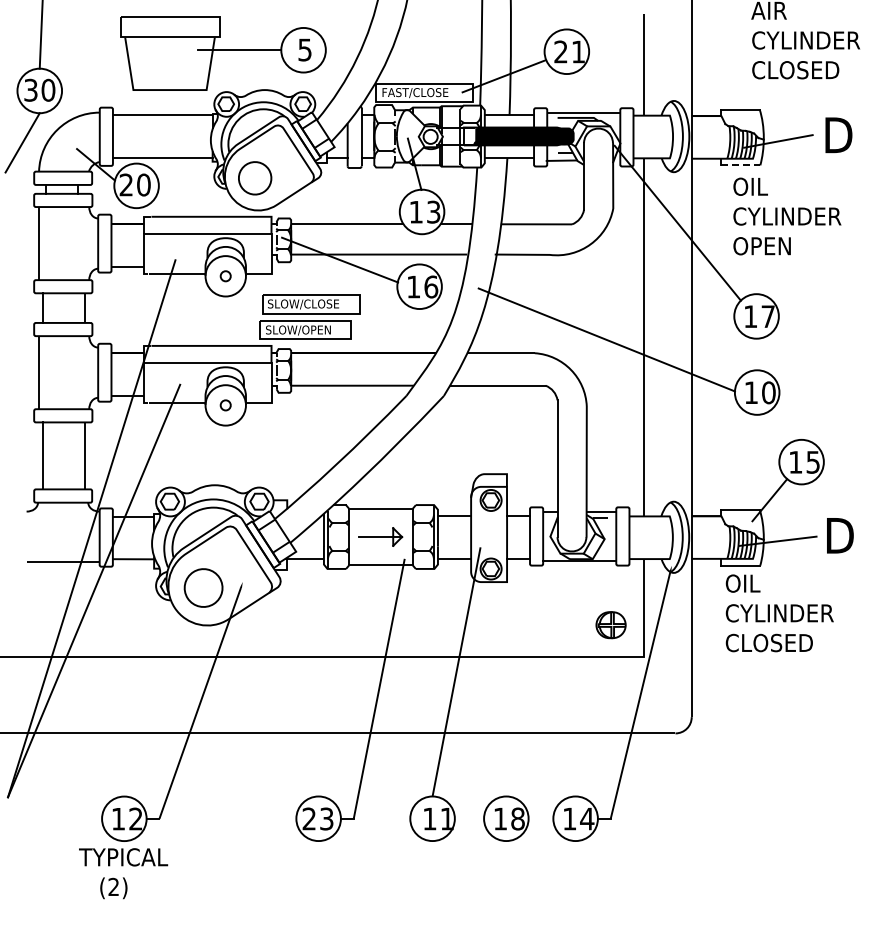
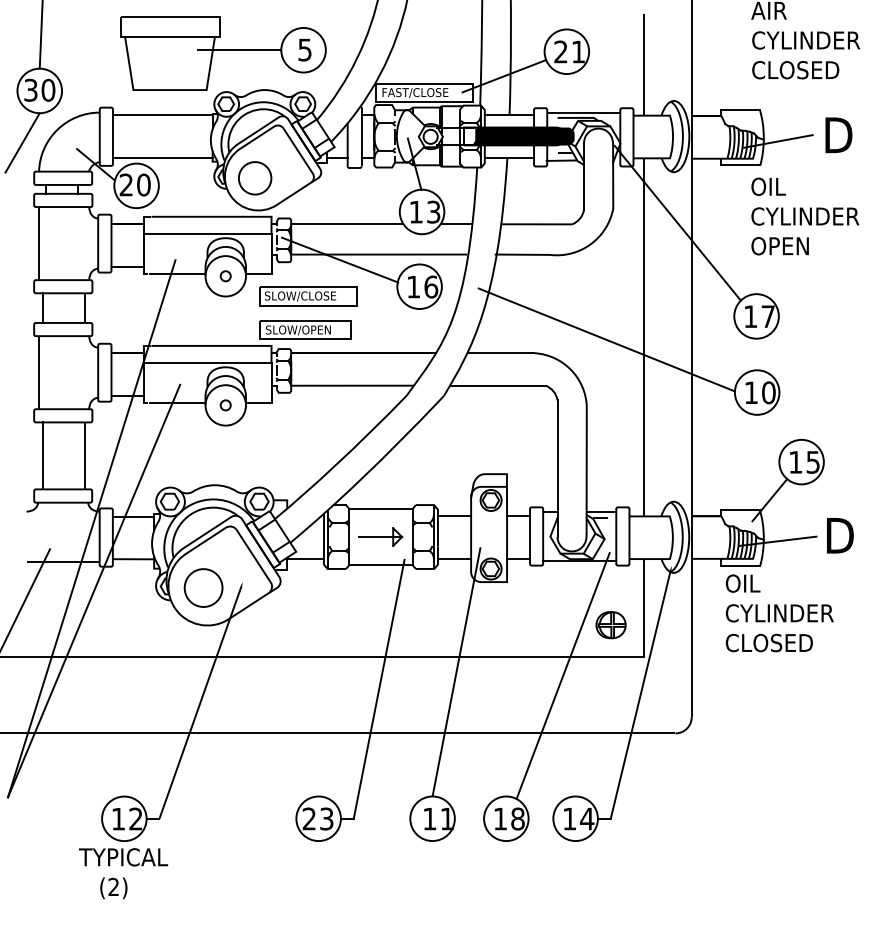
line: dashed -> solid (741, 165)
text position: (787, 216) -> (805, 216) (805, 216)
part position: (311, 304) -> (308, 296) (308, 296)
line: none -> present (26, 598)
line: none -> present (562, 676)
